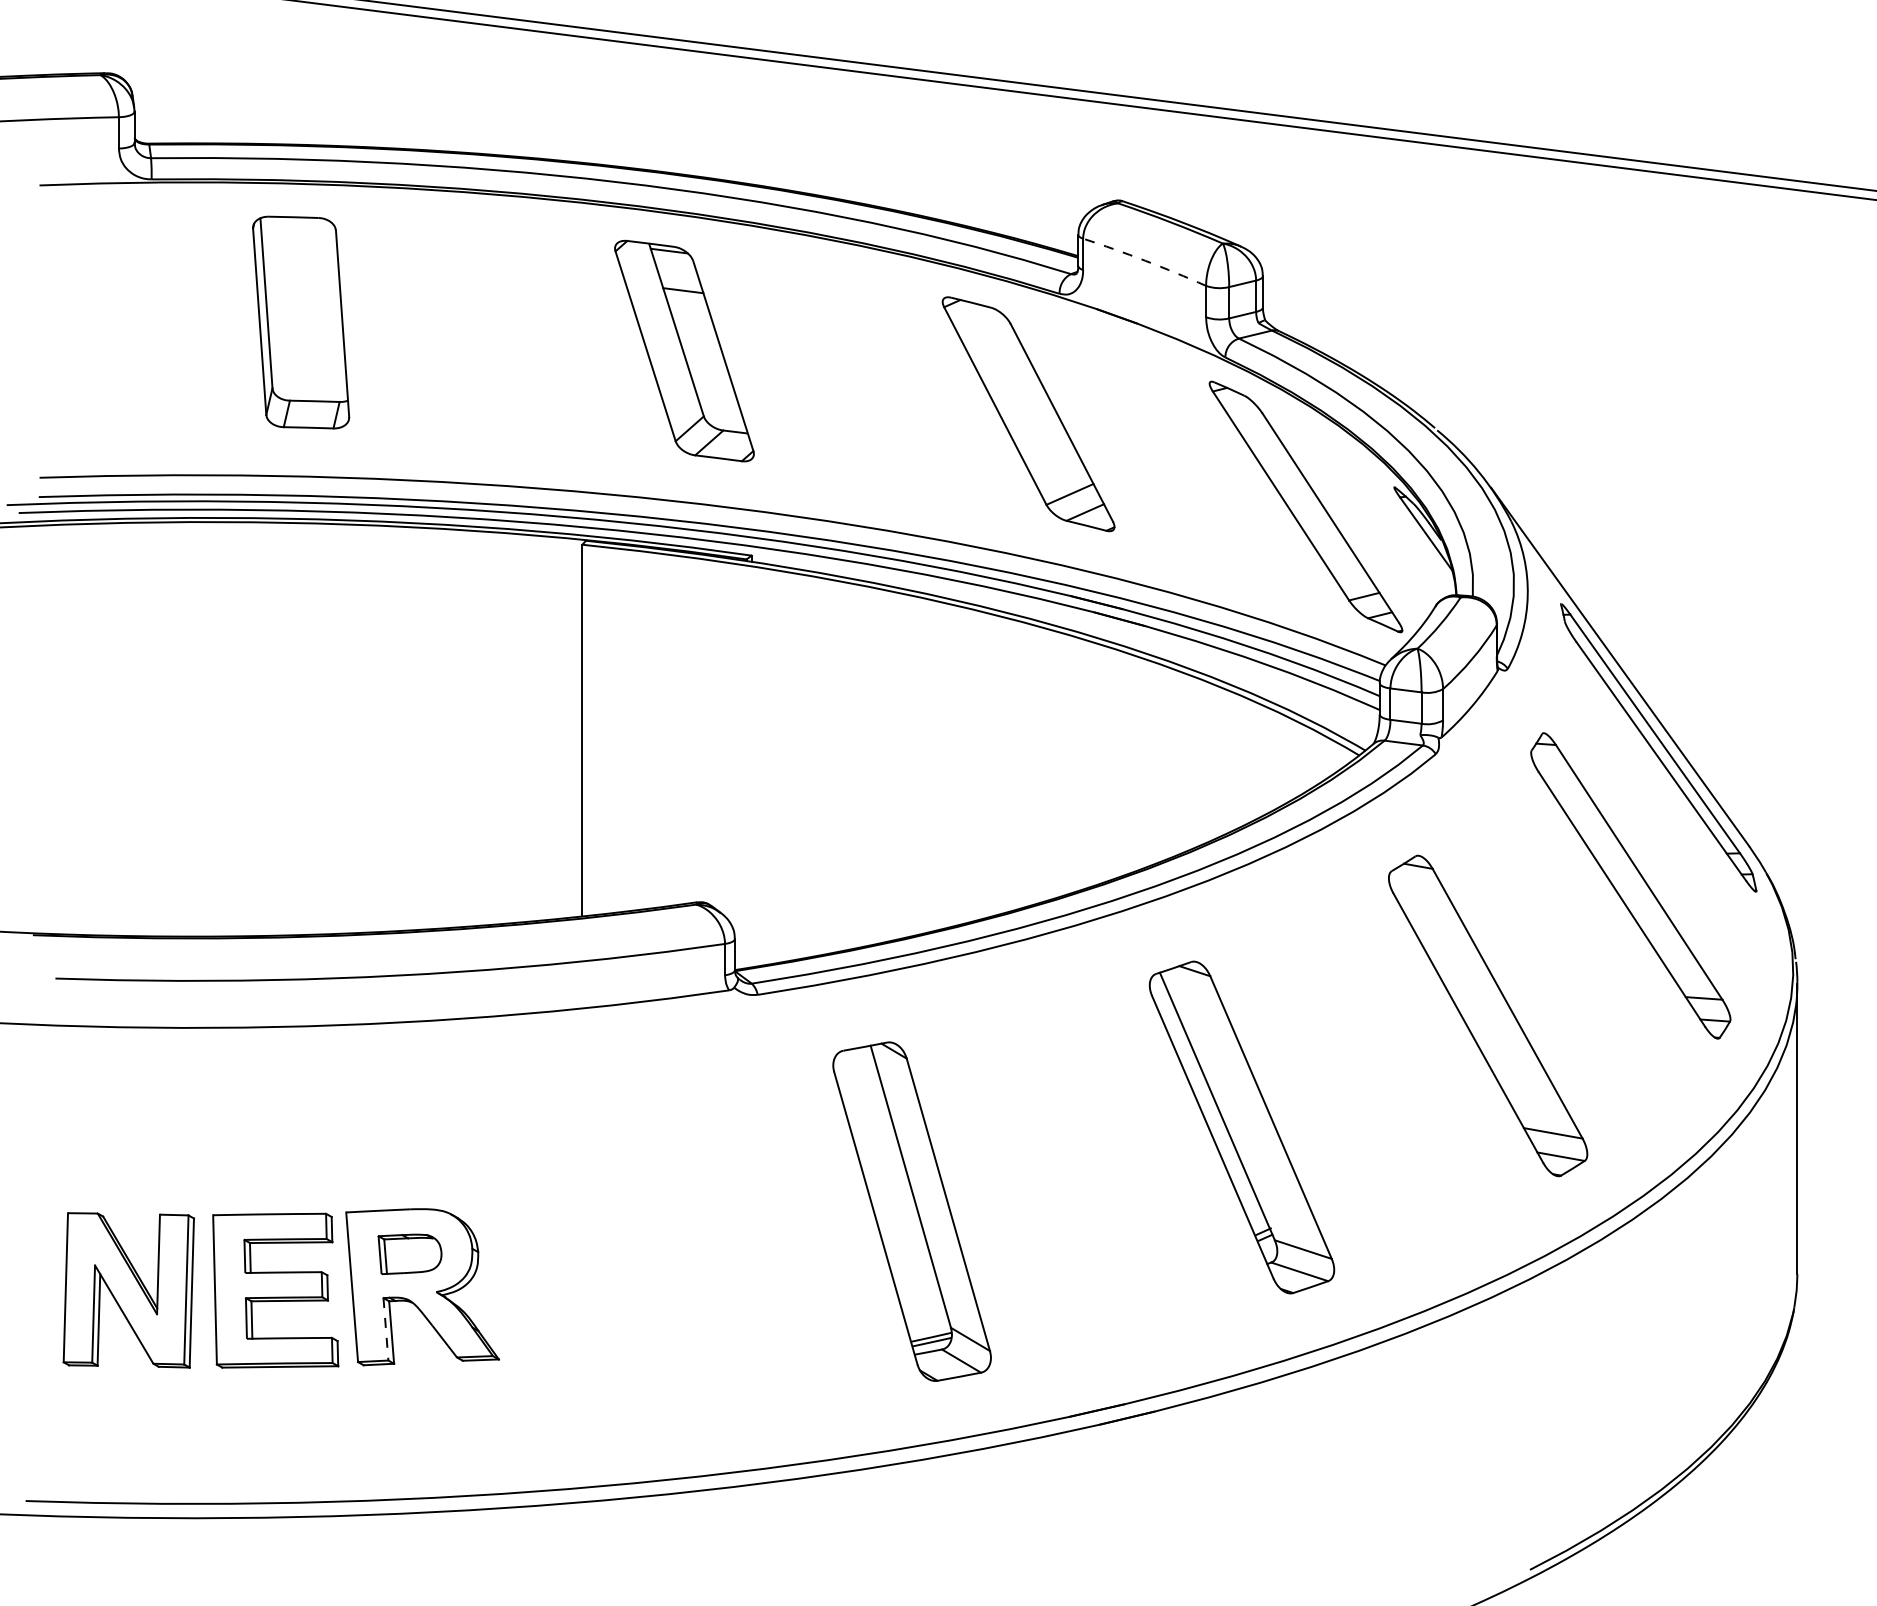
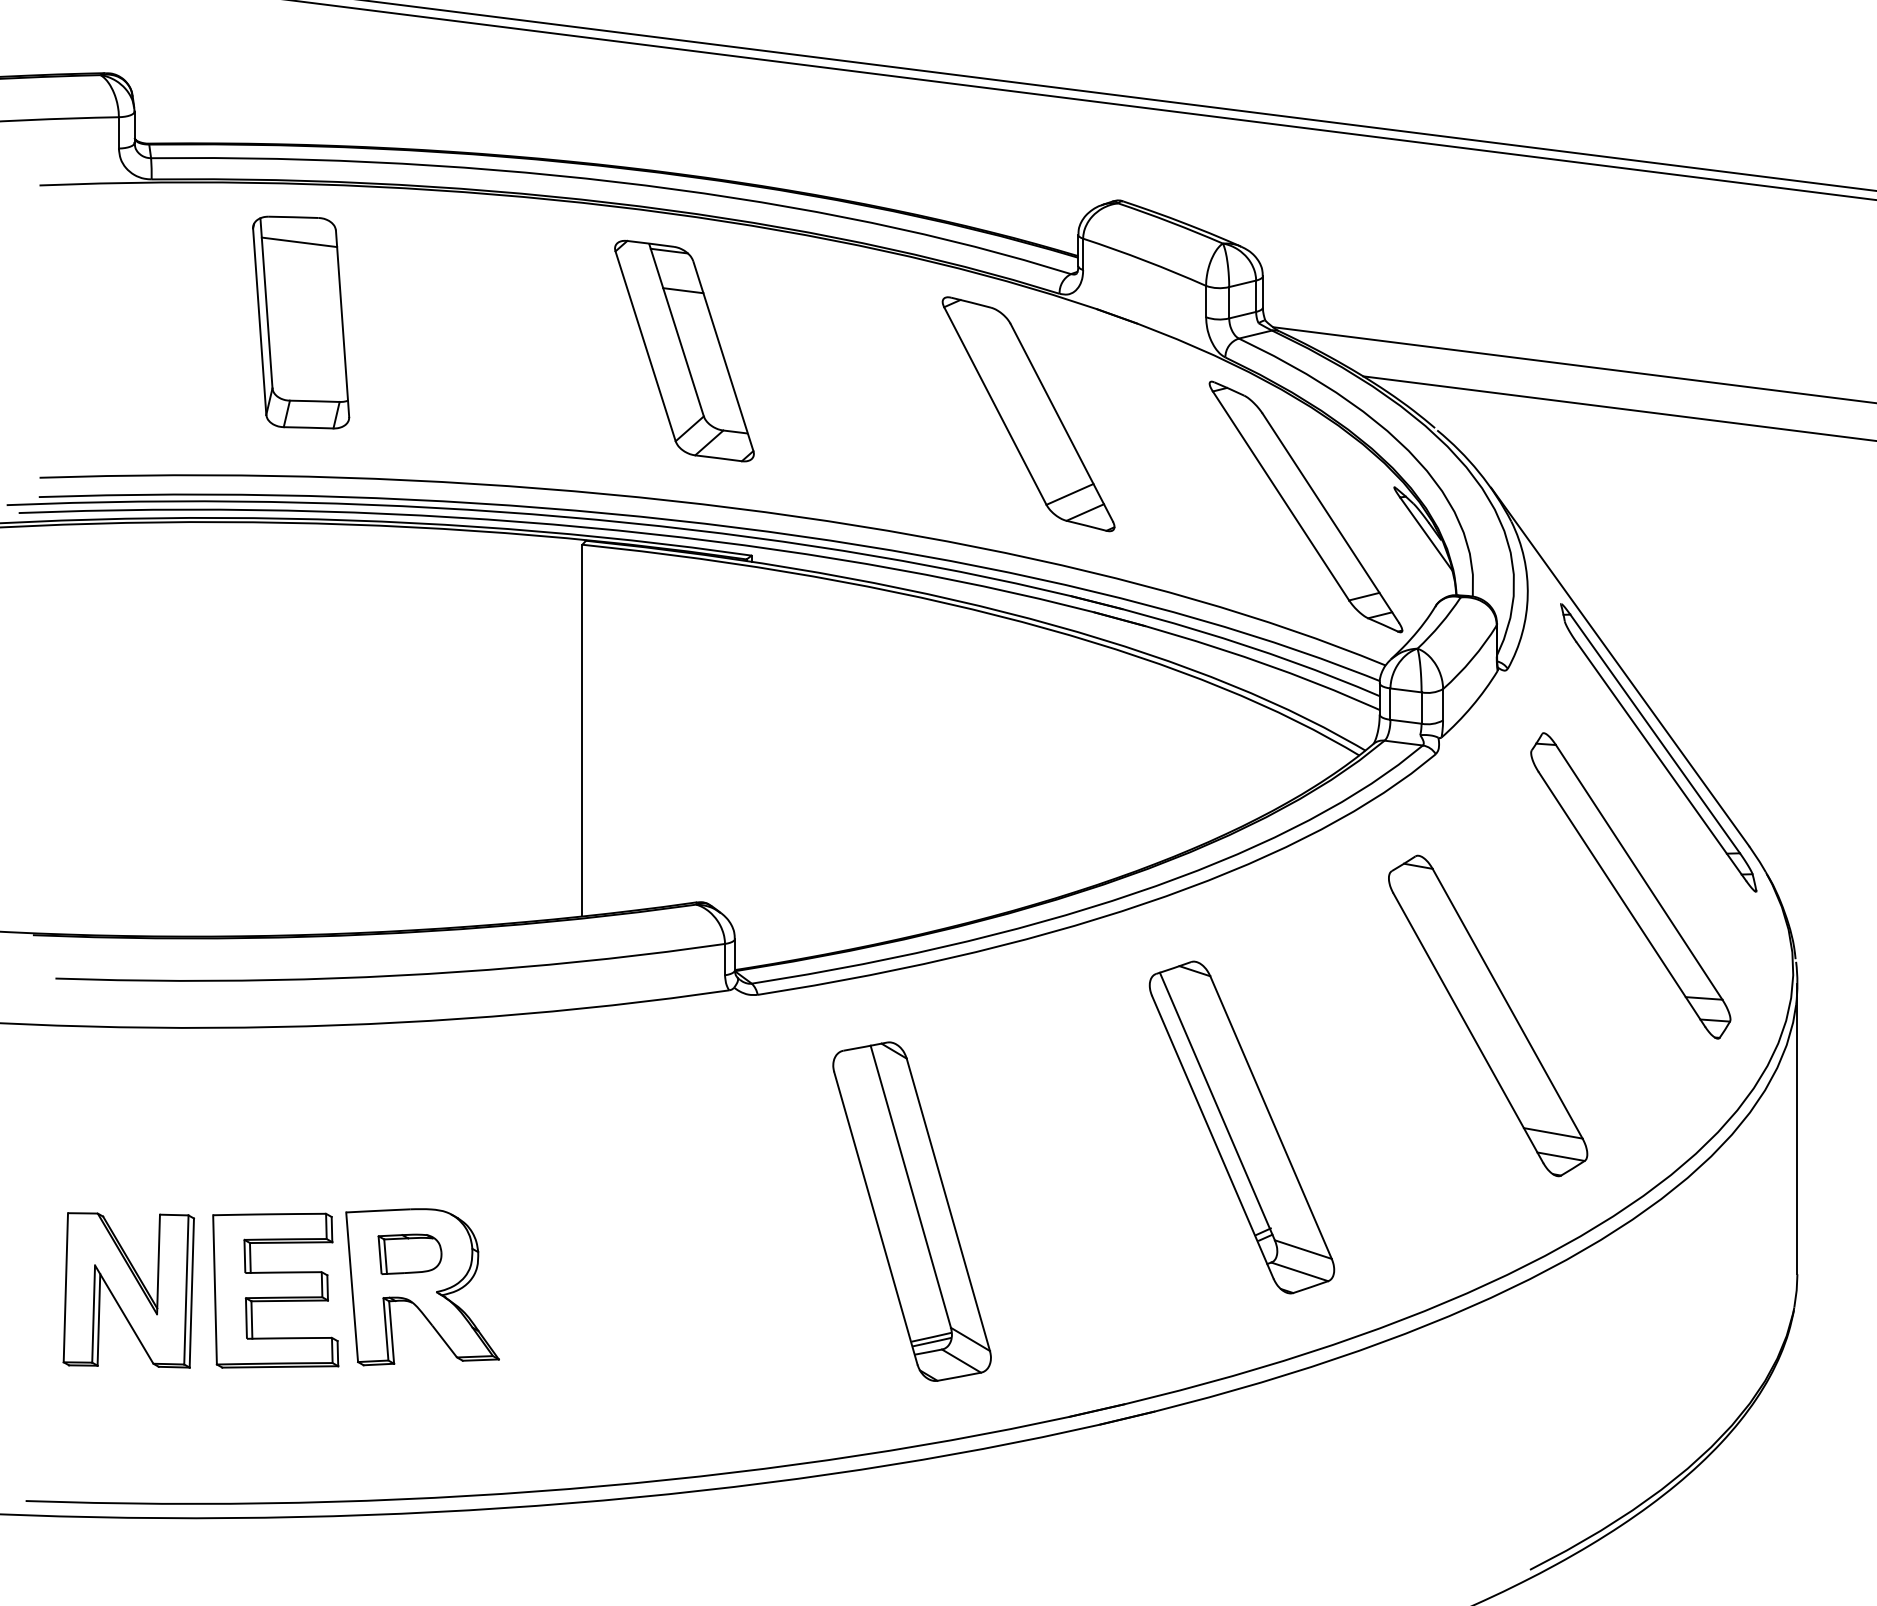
line: none -> present (299, 242)
arc: dashed -> solid (1145, 260)
line: none -> present (1573, 364)
line: none -> present (1618, 408)
line: dashed -> solid (385, 1329)
